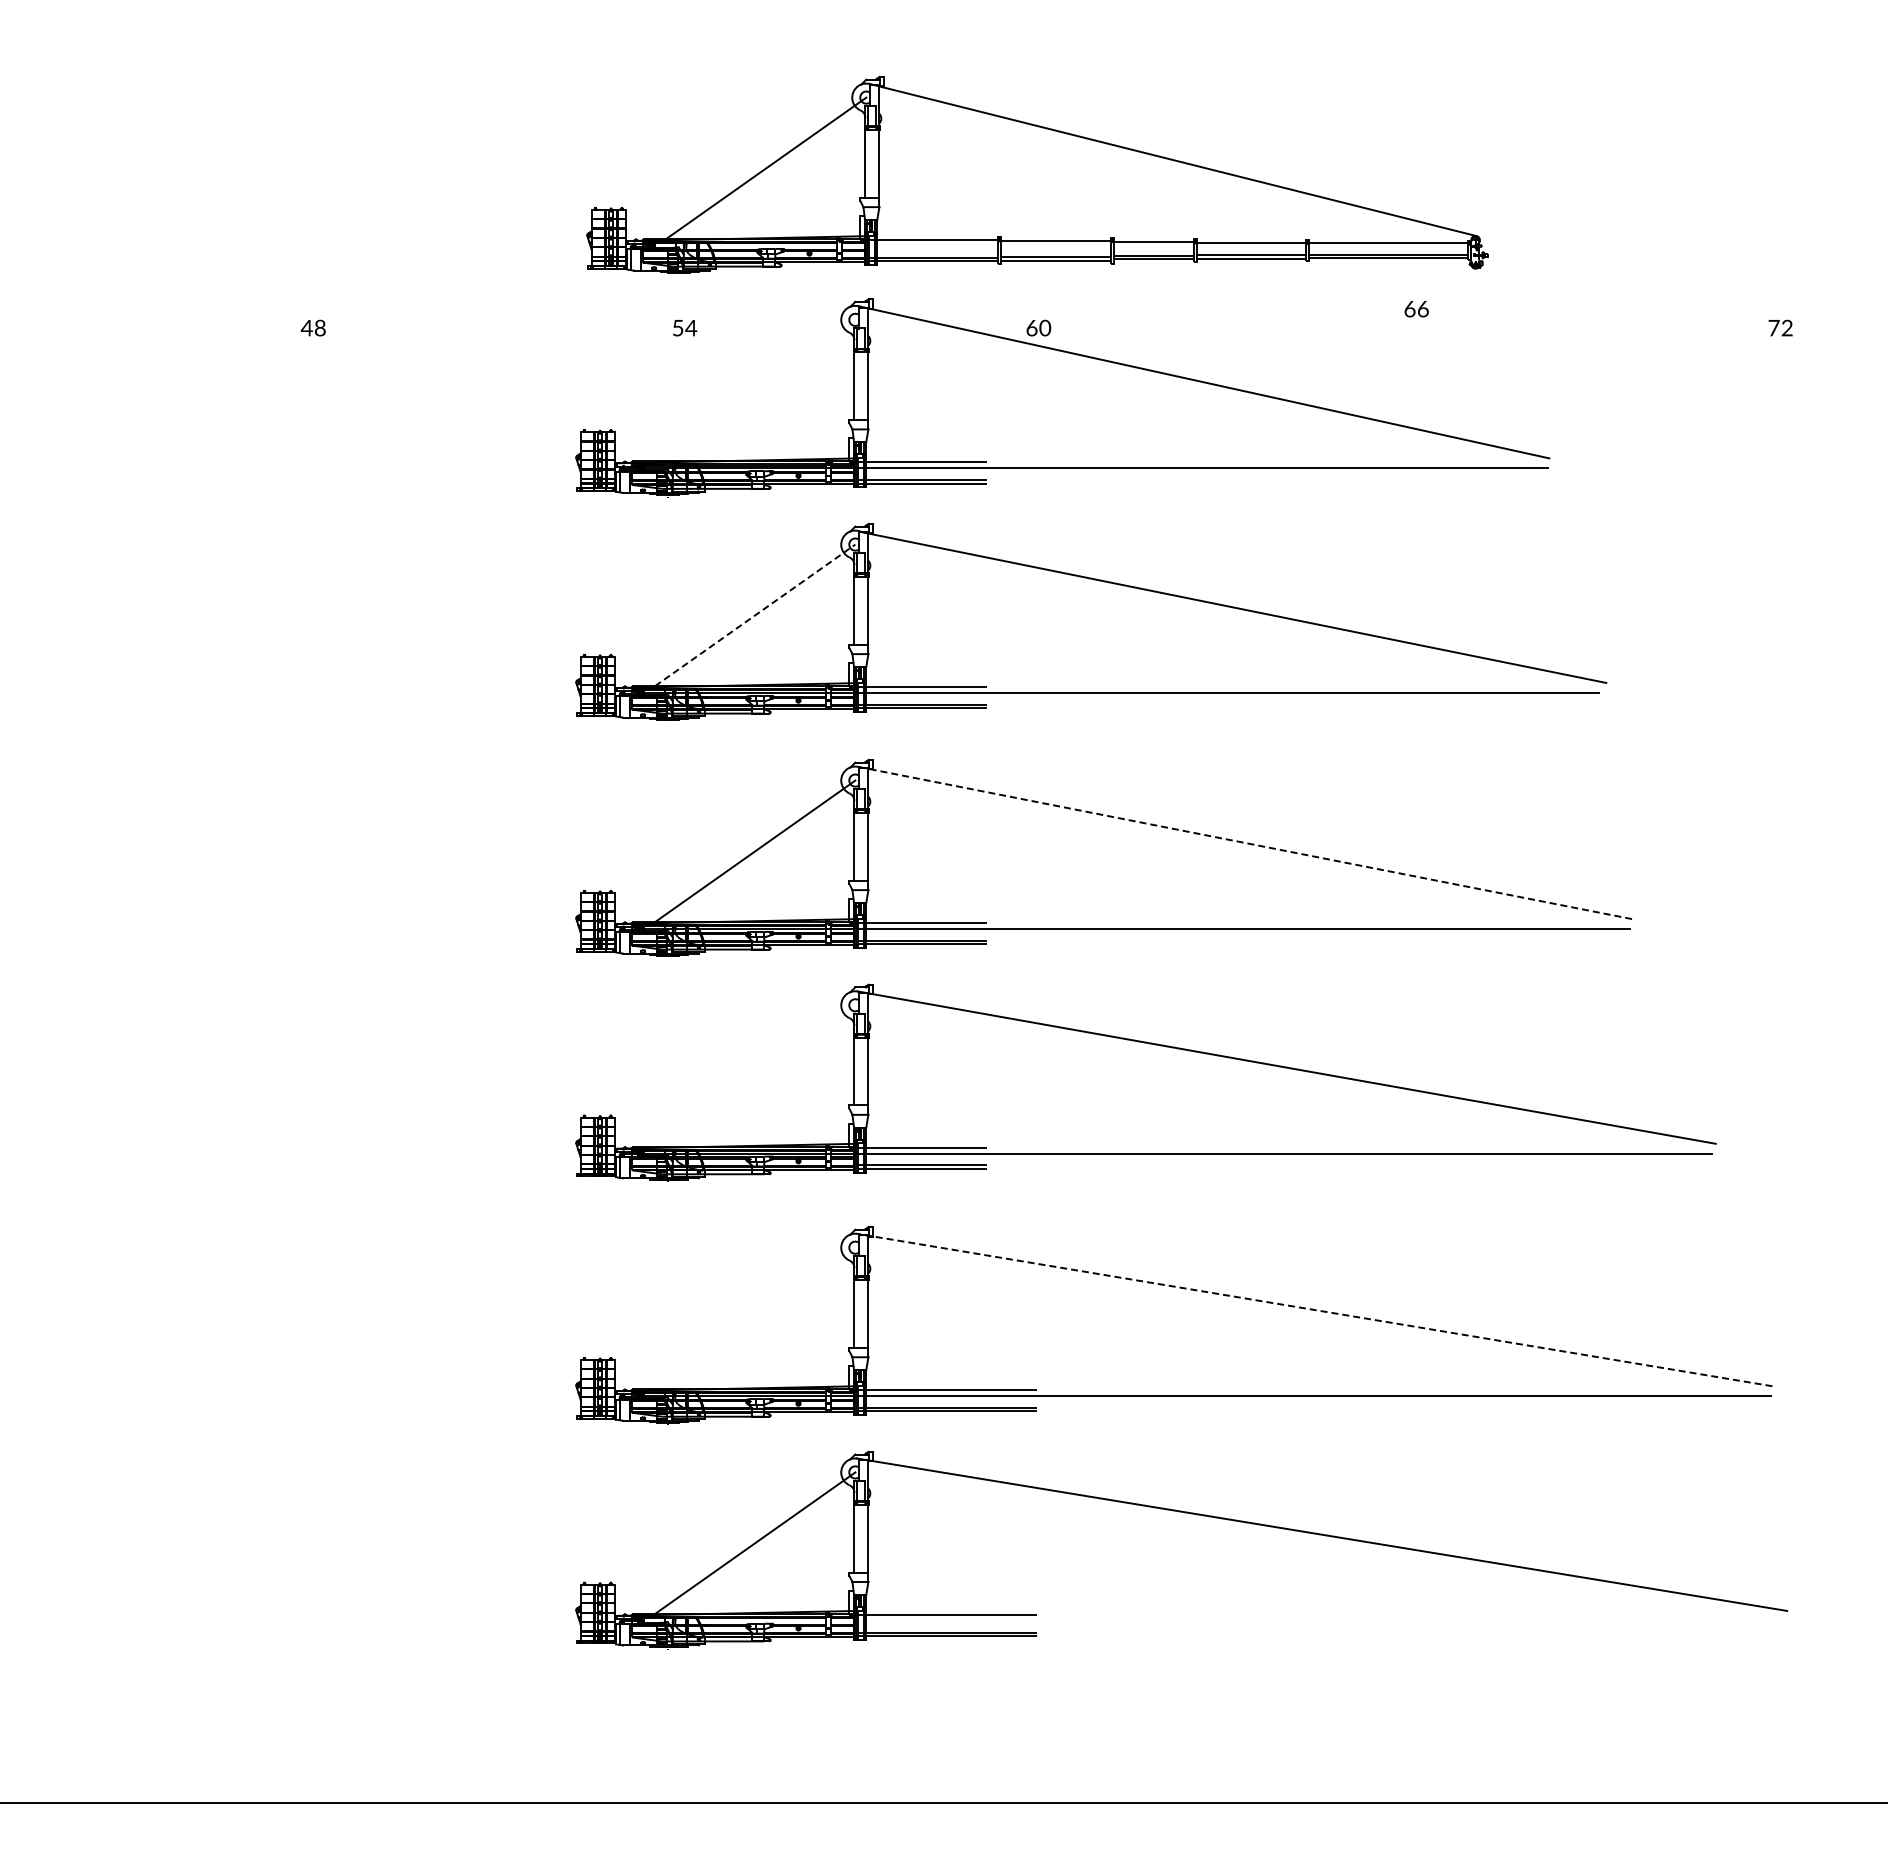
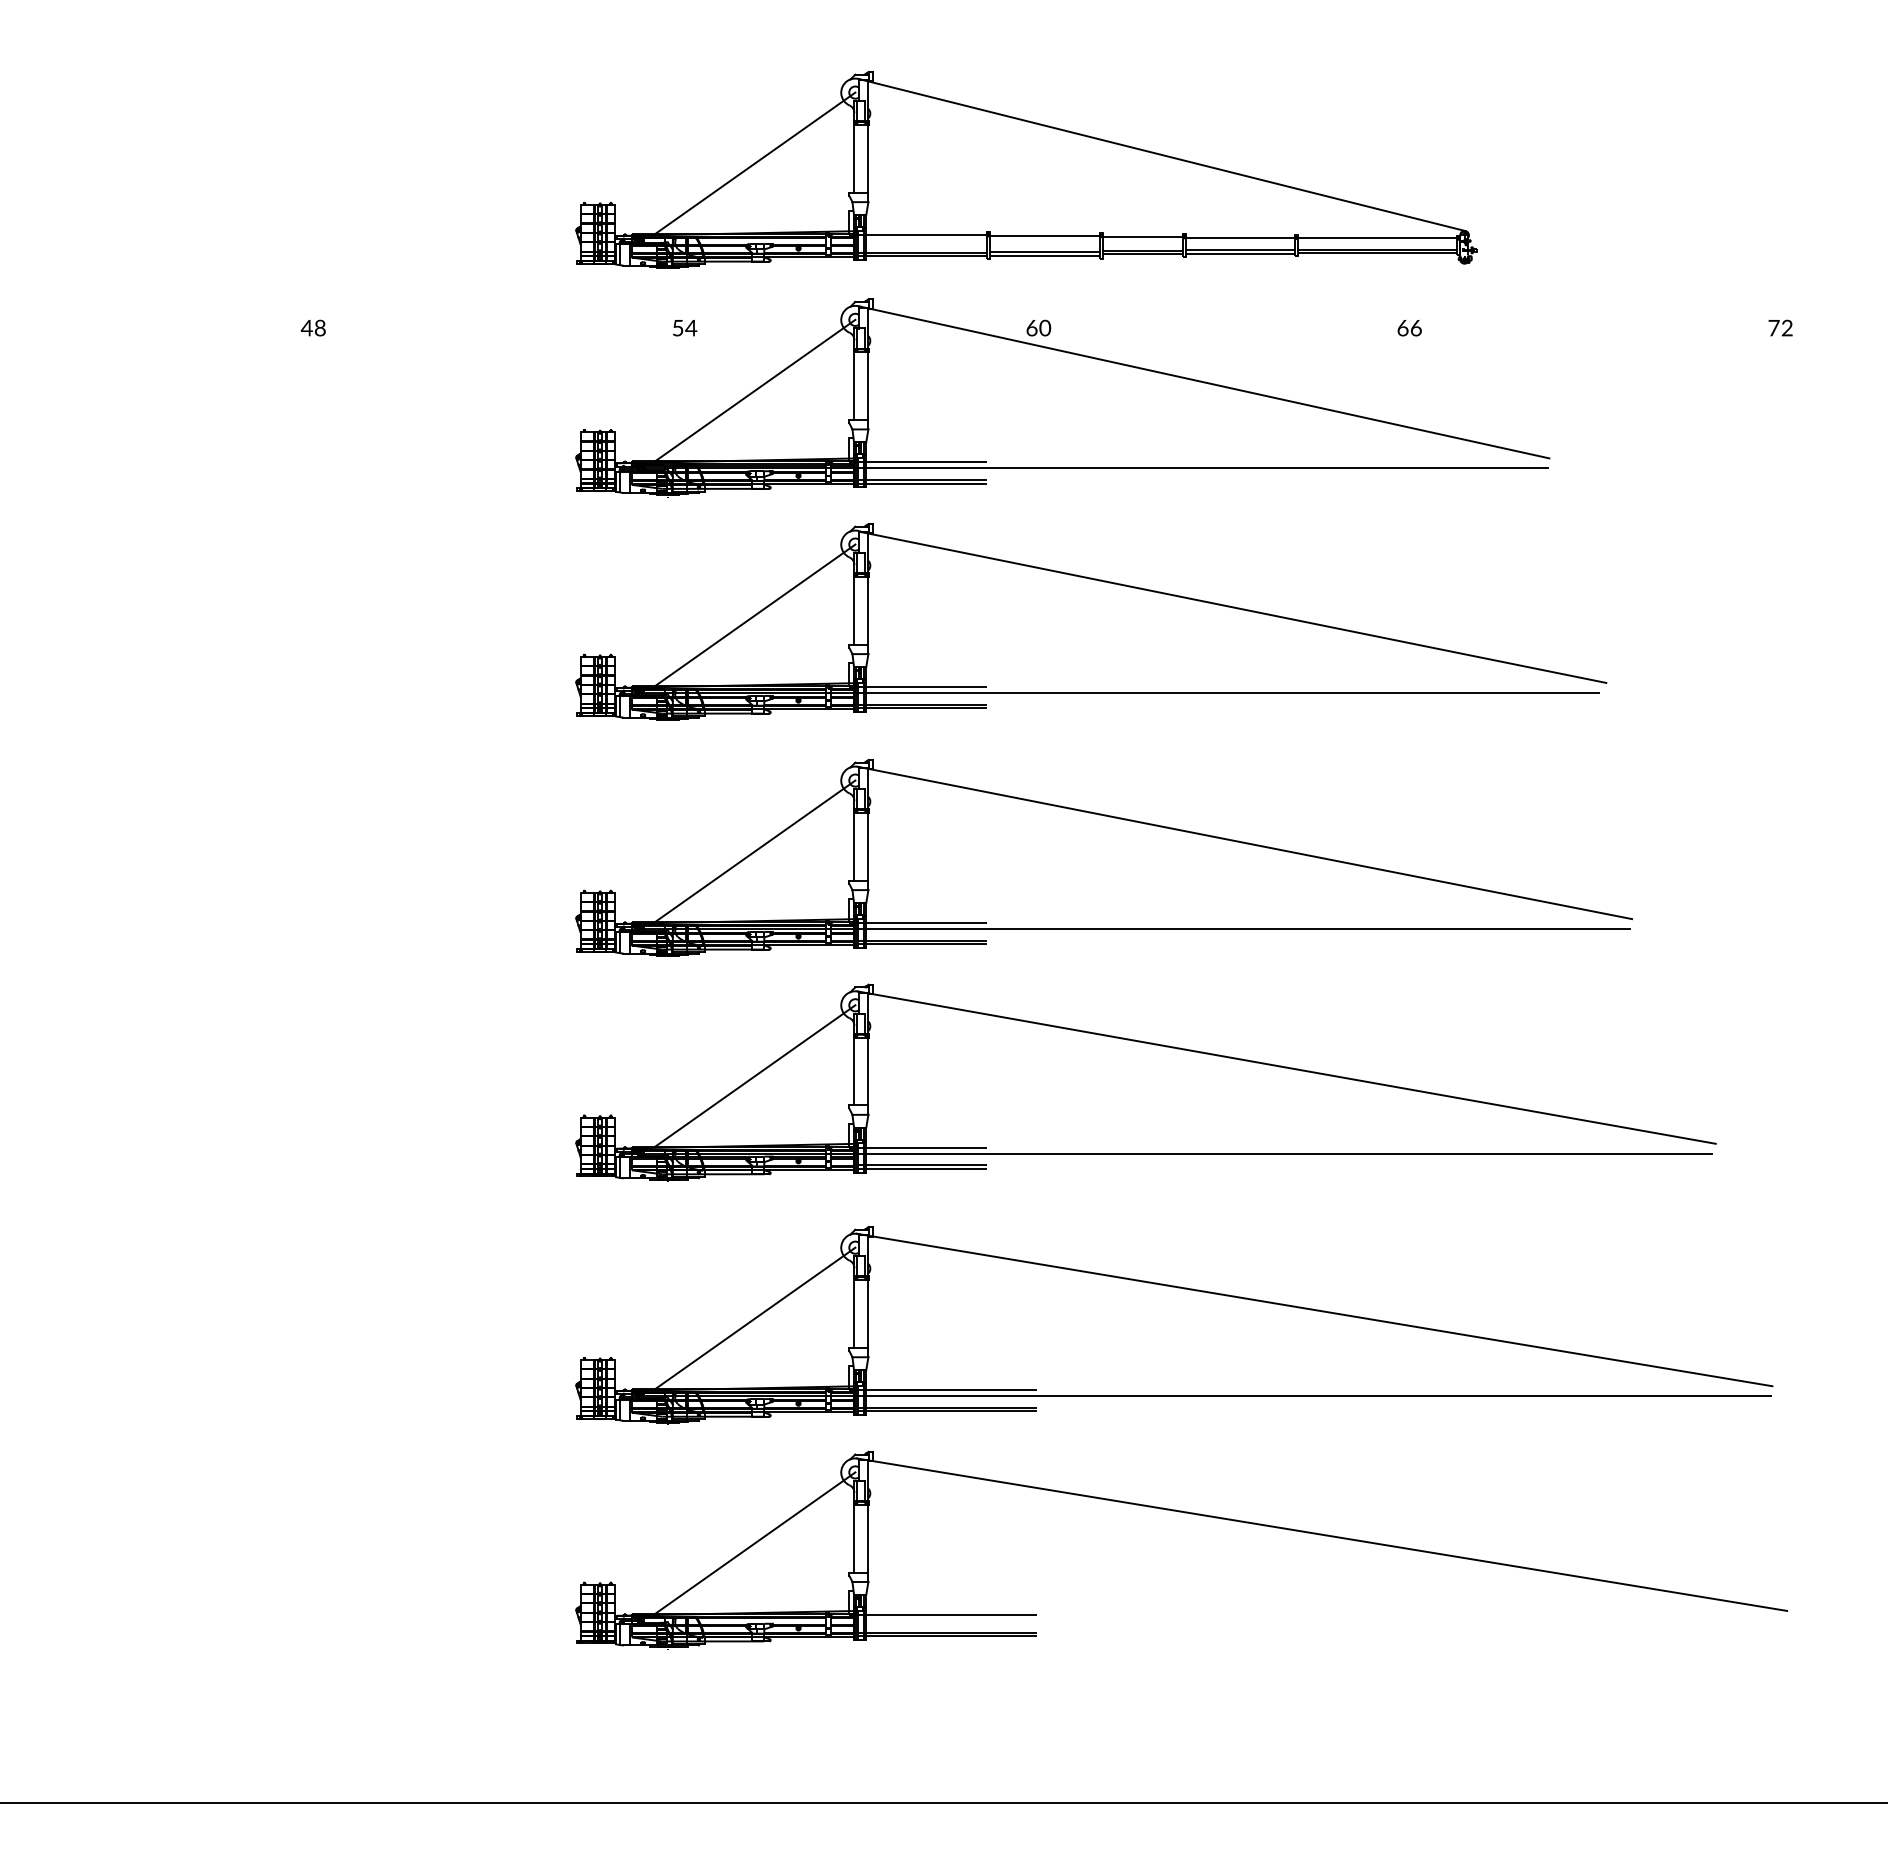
part position: (1037, 174) -> (1026, 169) (1026, 169)
text position: (1416, 309) -> (1409, 328) (1409, 328)
line: none -> present (755, 390)
line: dashed -> solid (755, 615)
line: dashed -> solid (1244, 842)
line: none -> present (755, 1075)
line: dashed -> solid (1314, 1309)
line: none -> present (755, 1318)
